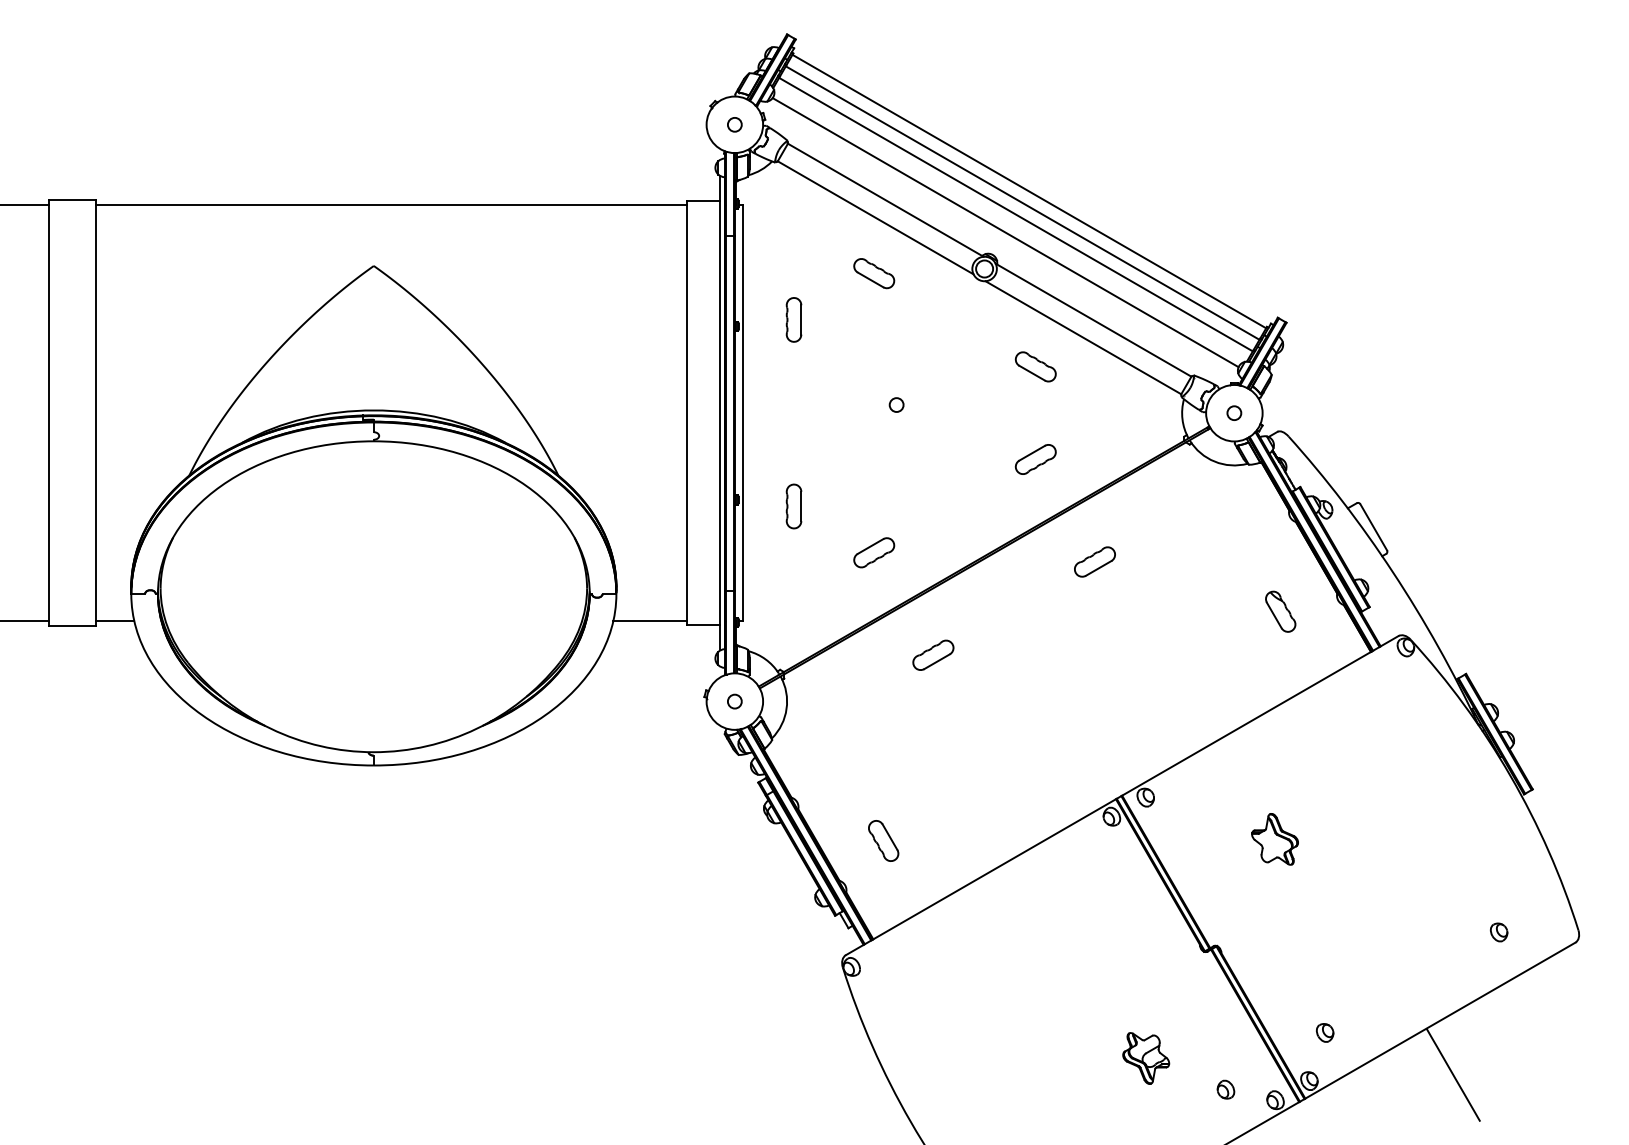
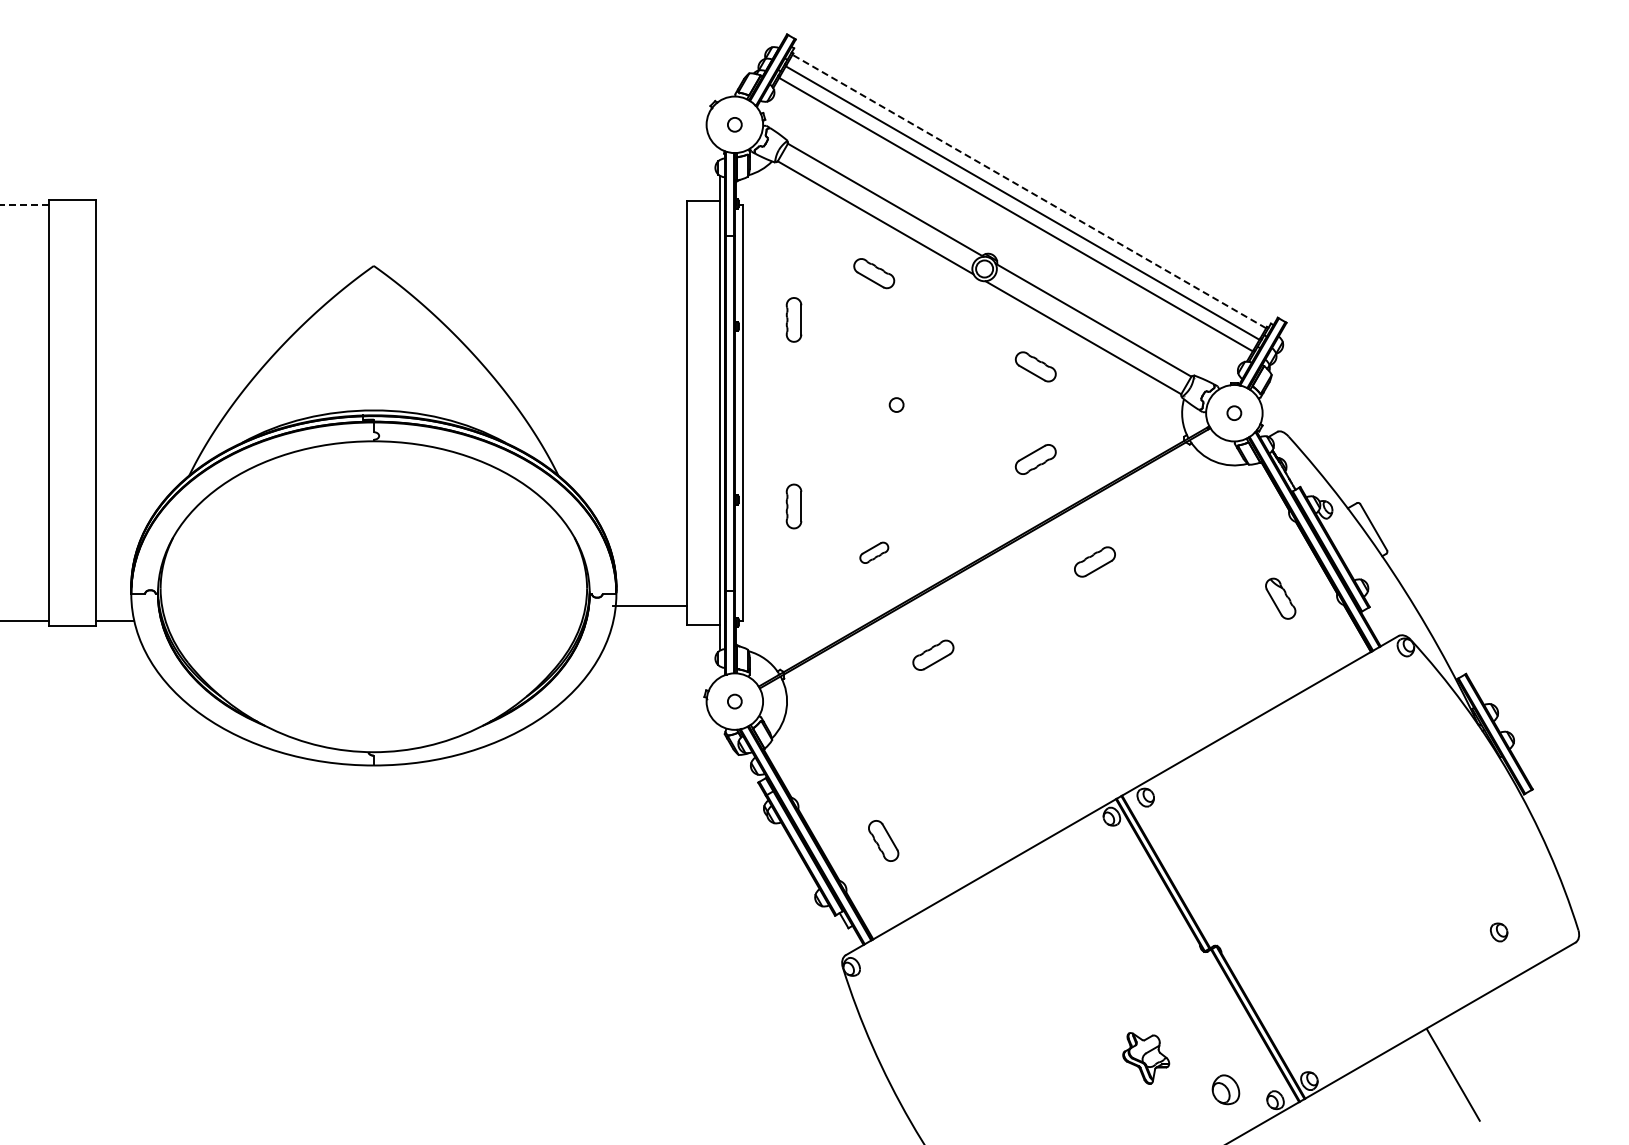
line: solid -> dashed (1028, 191)
line: solid -> dashed (23, 204)
line: present -> none (391, 204)
line: present -> none (1005, 232)
part size: 43x32 px -> 31x23 px (874, 552)
part position: (1280, 611) -> (1280, 598) (1280, 598)
line position: (650, 621) -> (650, 606) (650, 606)
part: present -> none (1274, 839)
part: present -> none (1325, 1032)
part size: 20x21 px -> 30x32 px (1225, 1089)
